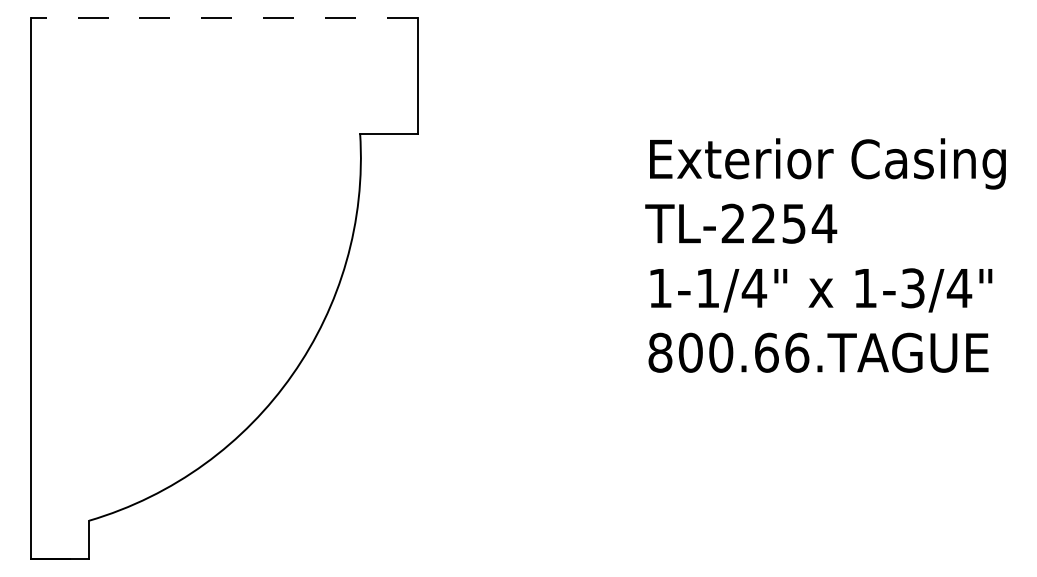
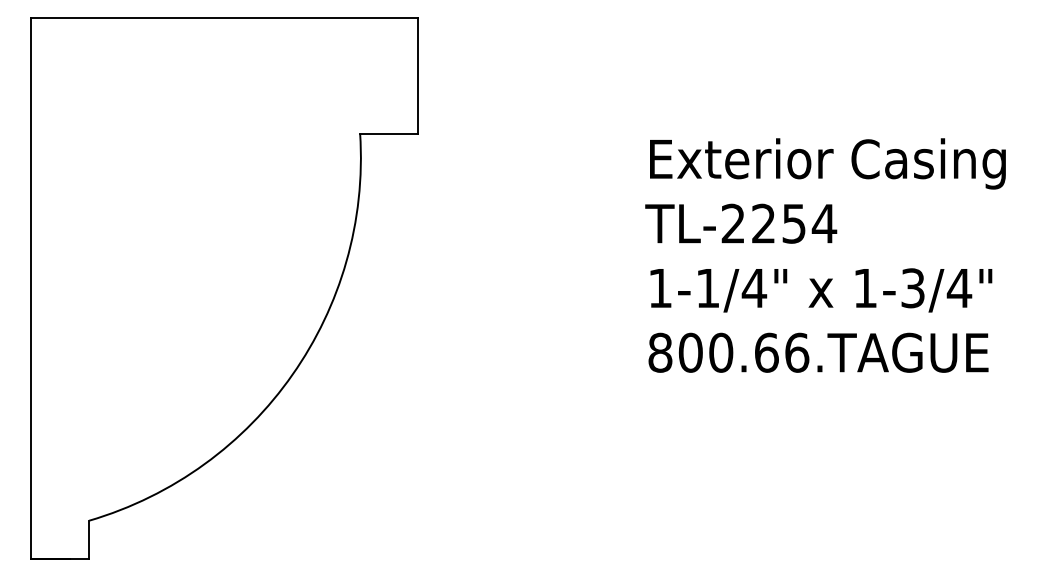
line: dashed -> solid (224, 17)
